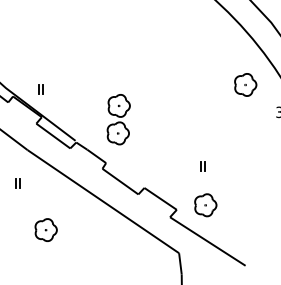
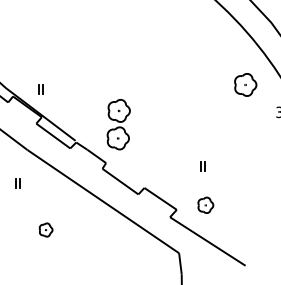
part position: (118, 119) -> (118, 124) (118, 124)
part size: 24x25 px -> 18x18 px (205, 204)
part size: 24x24 px -> 16x16 px (45, 229)
